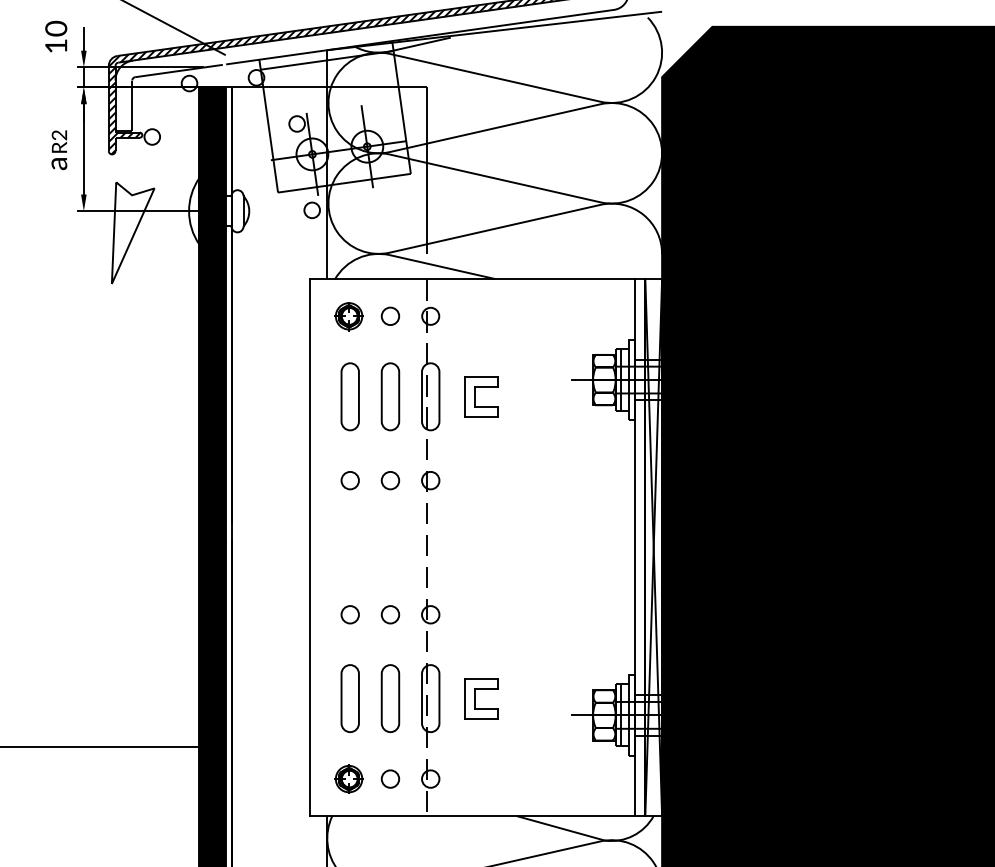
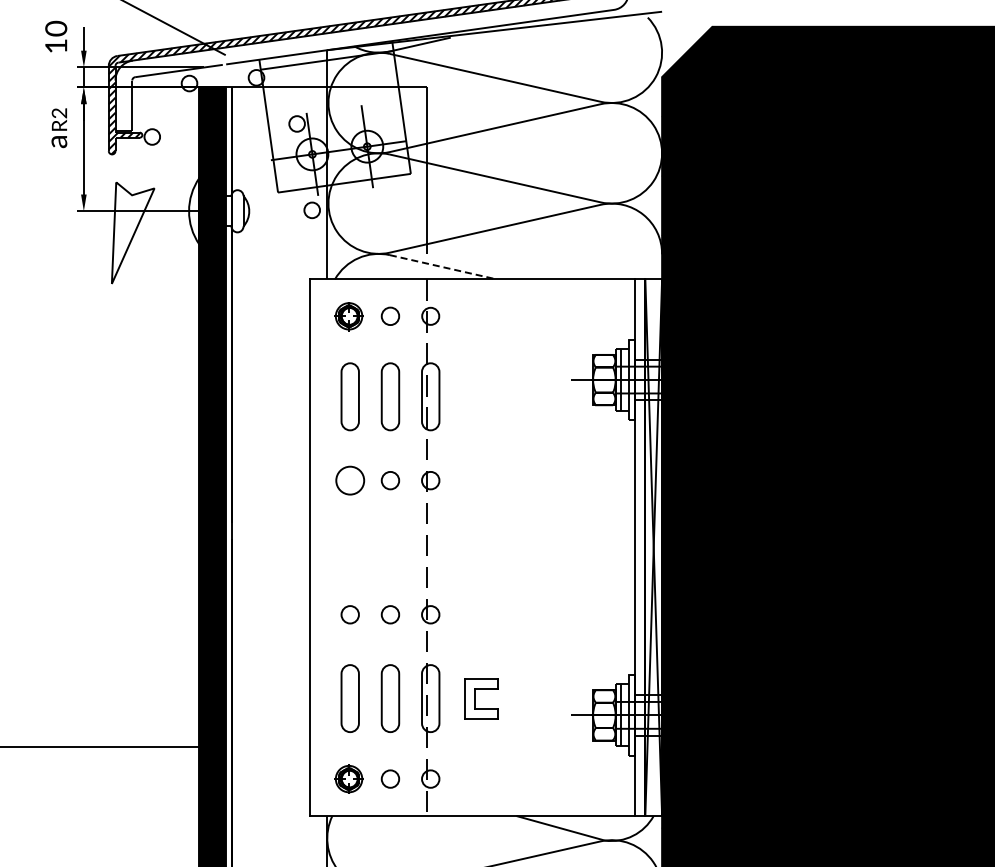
text position: (59, 150) -> (59, 128) (59, 128)
line: solid -> dashed (443, 267)
part: present -> none (481, 396)
circle diameter: 17 px -> 28 px (350, 480)
